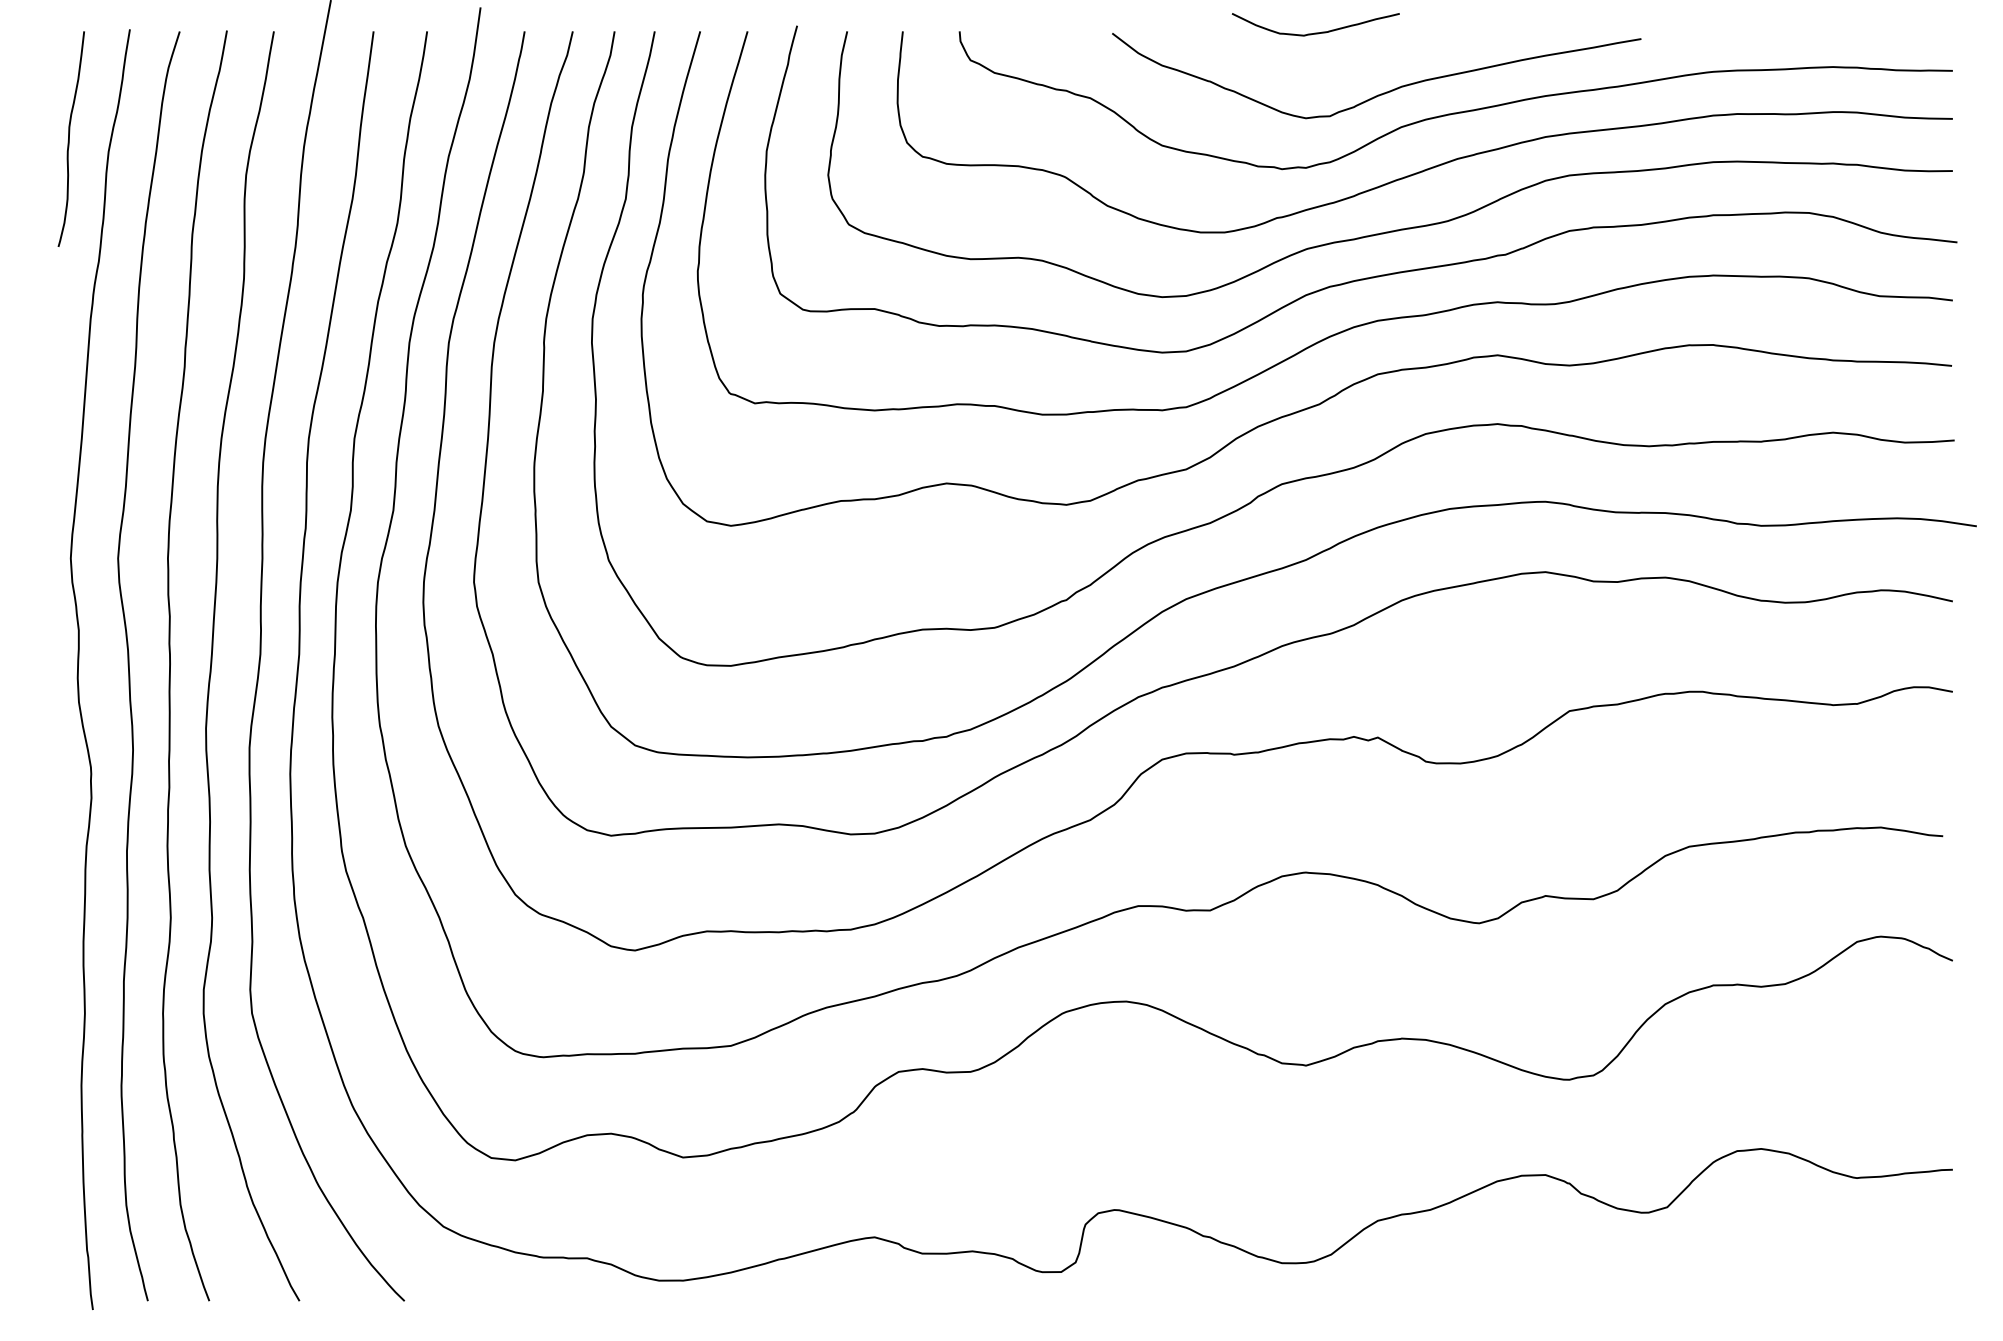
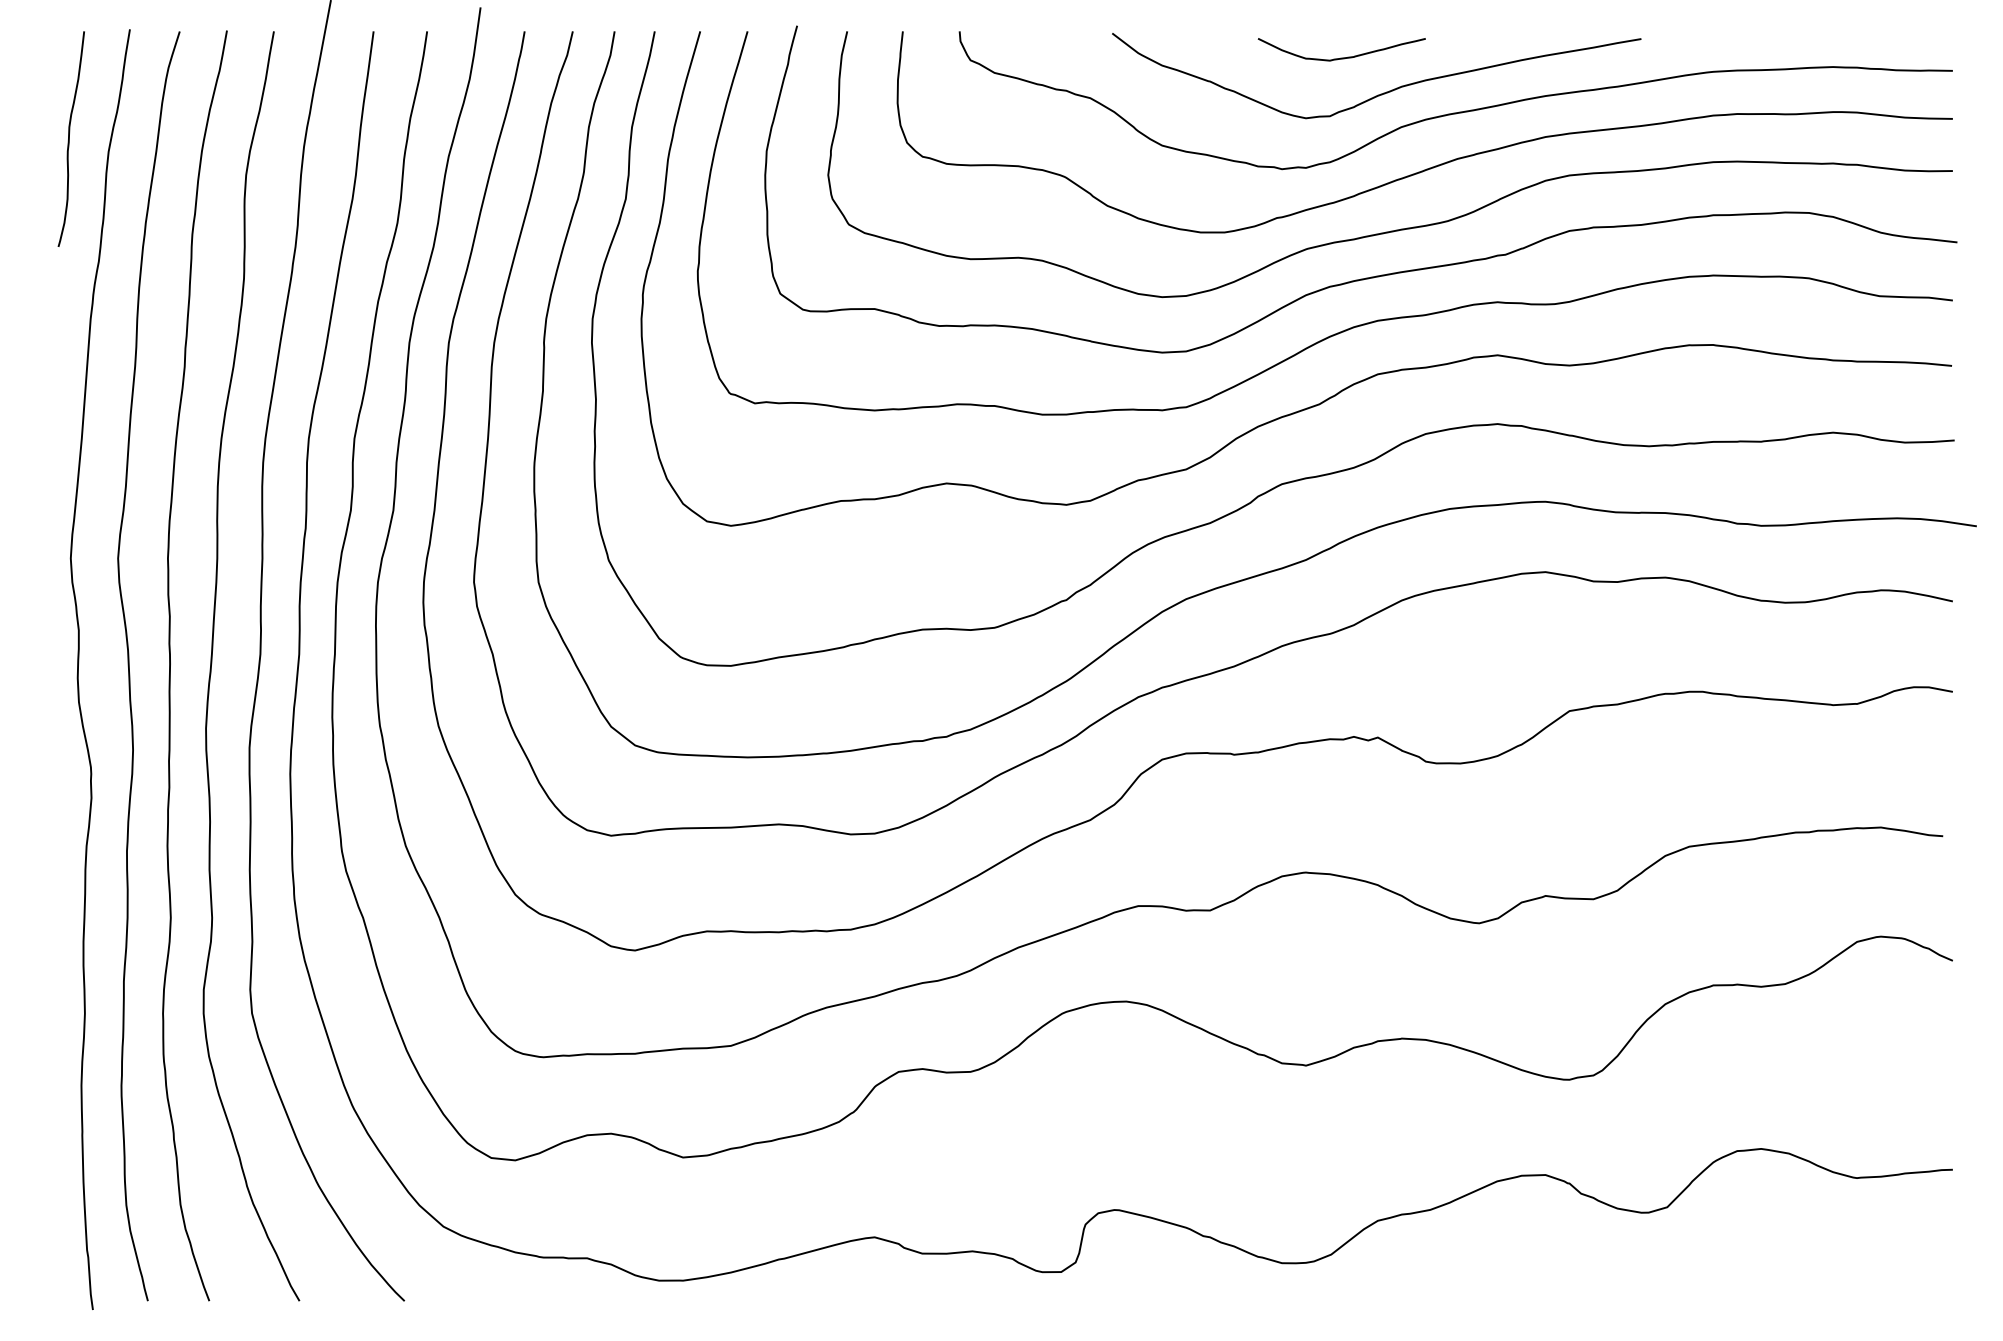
curve position: (1315, 32) -> (1341, 57) (1341, 57)
